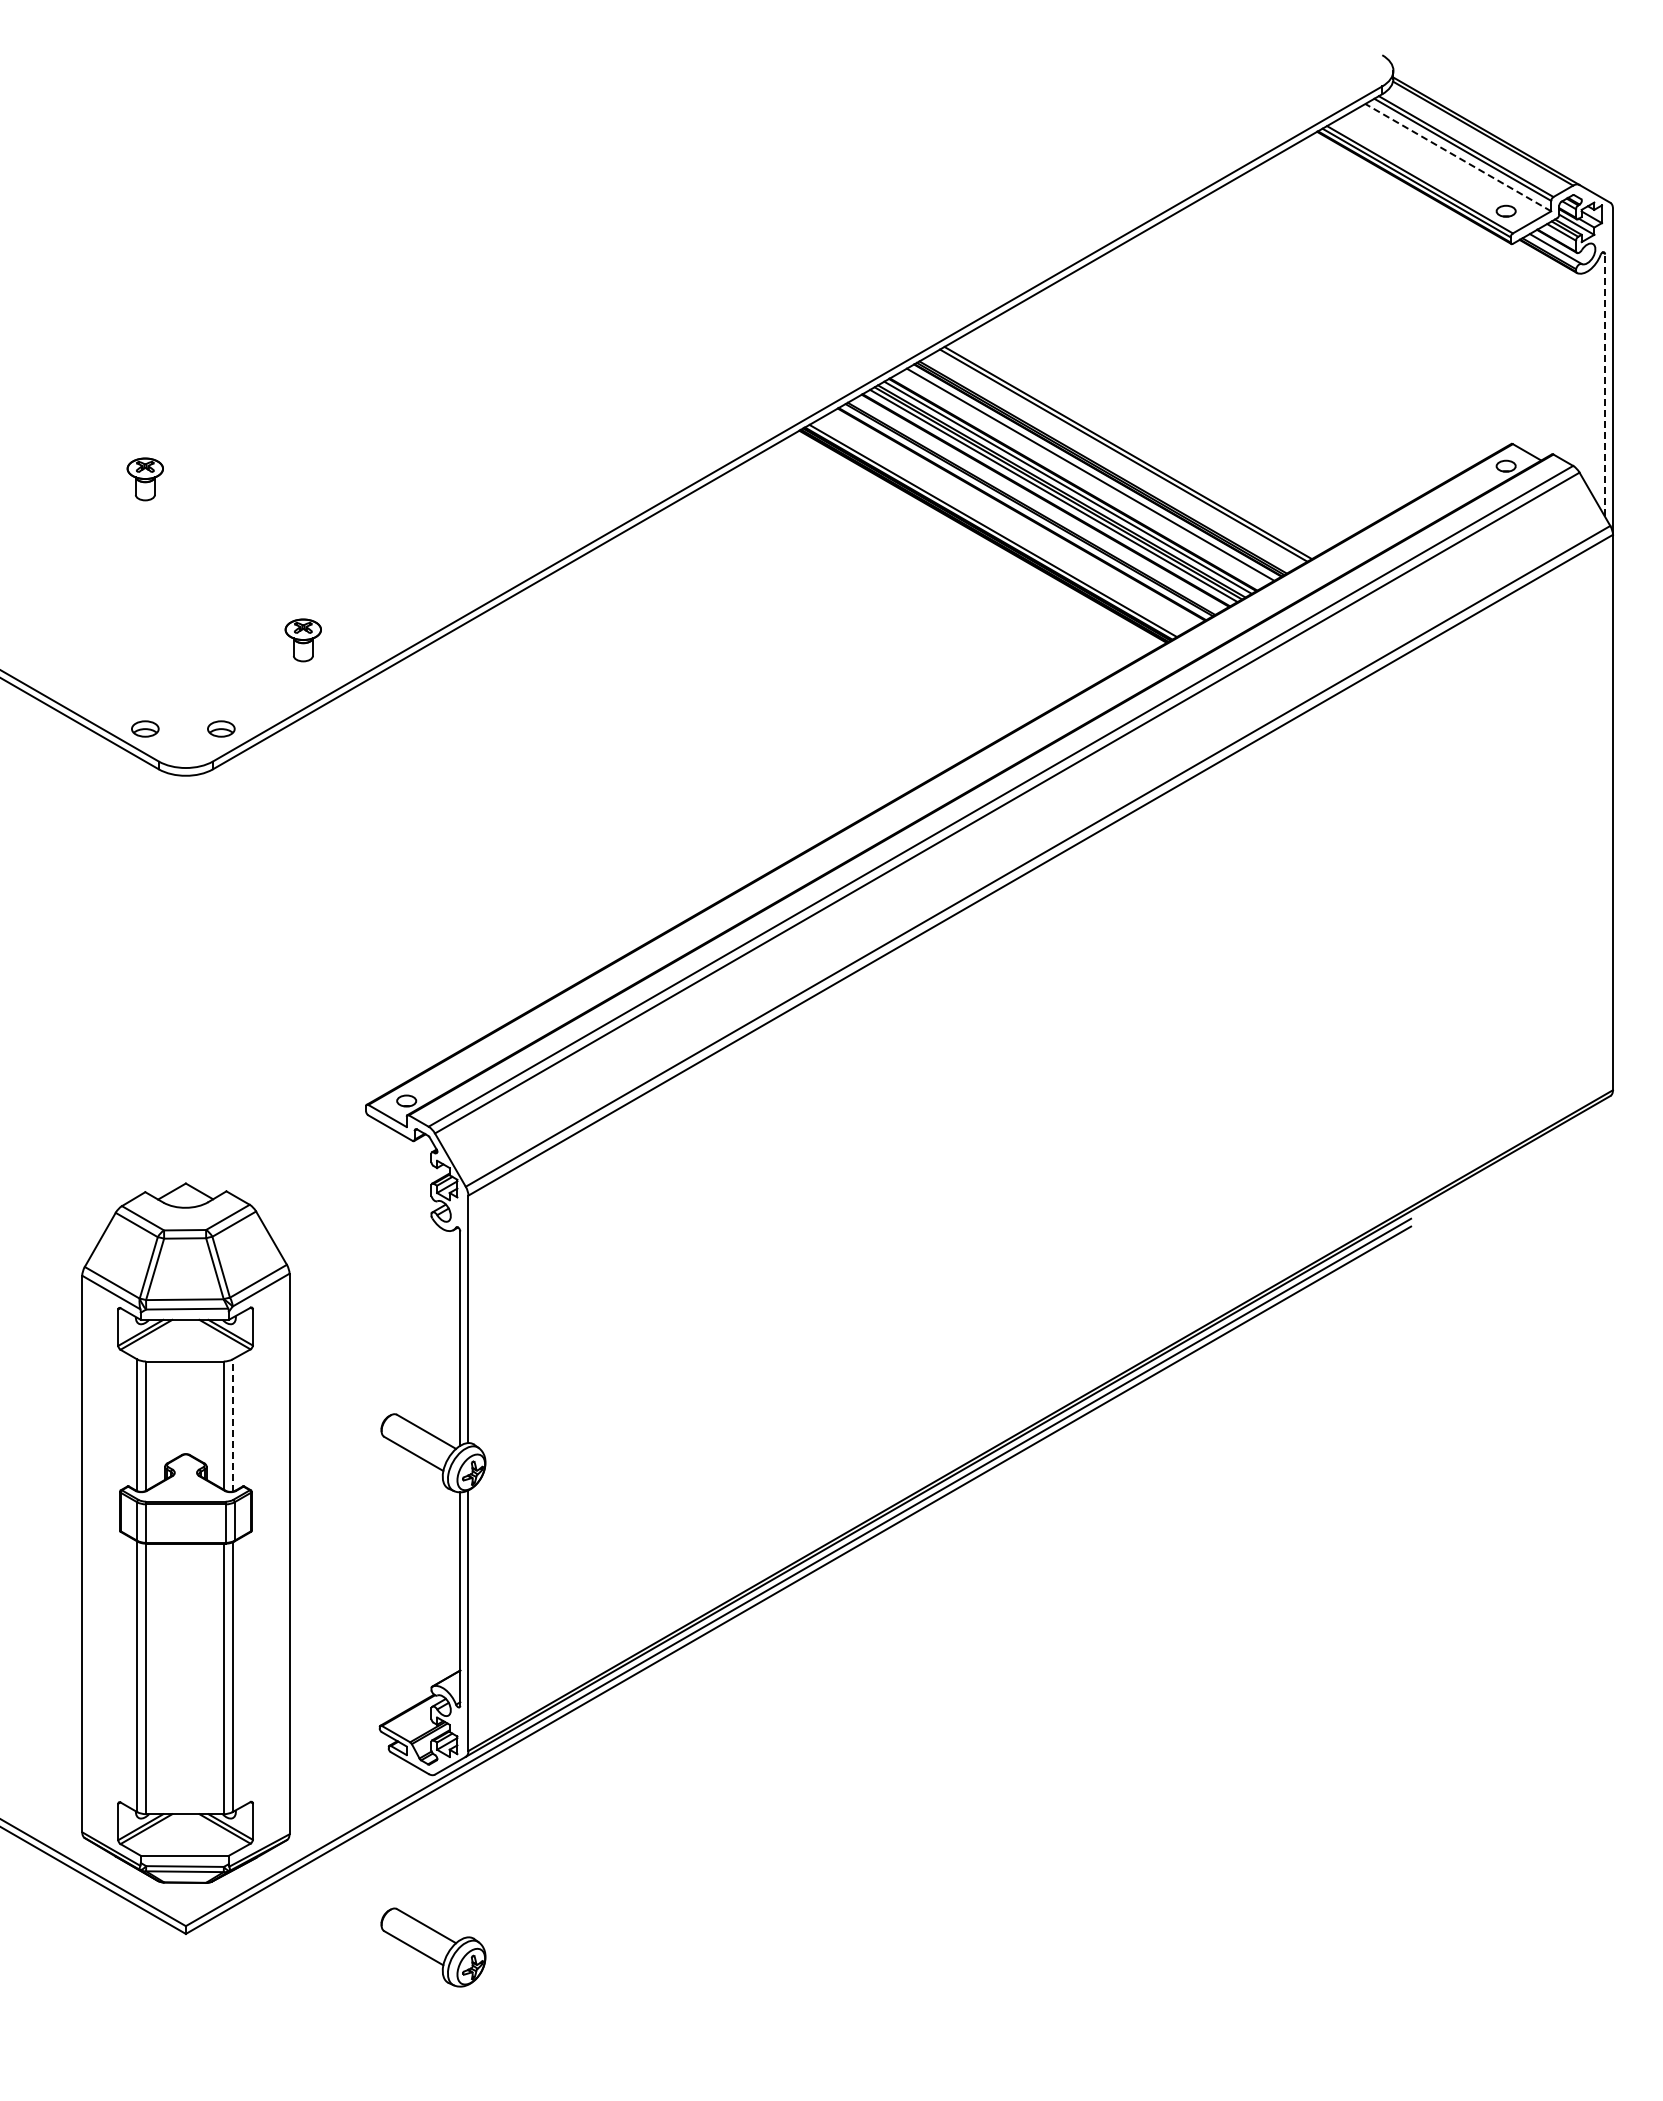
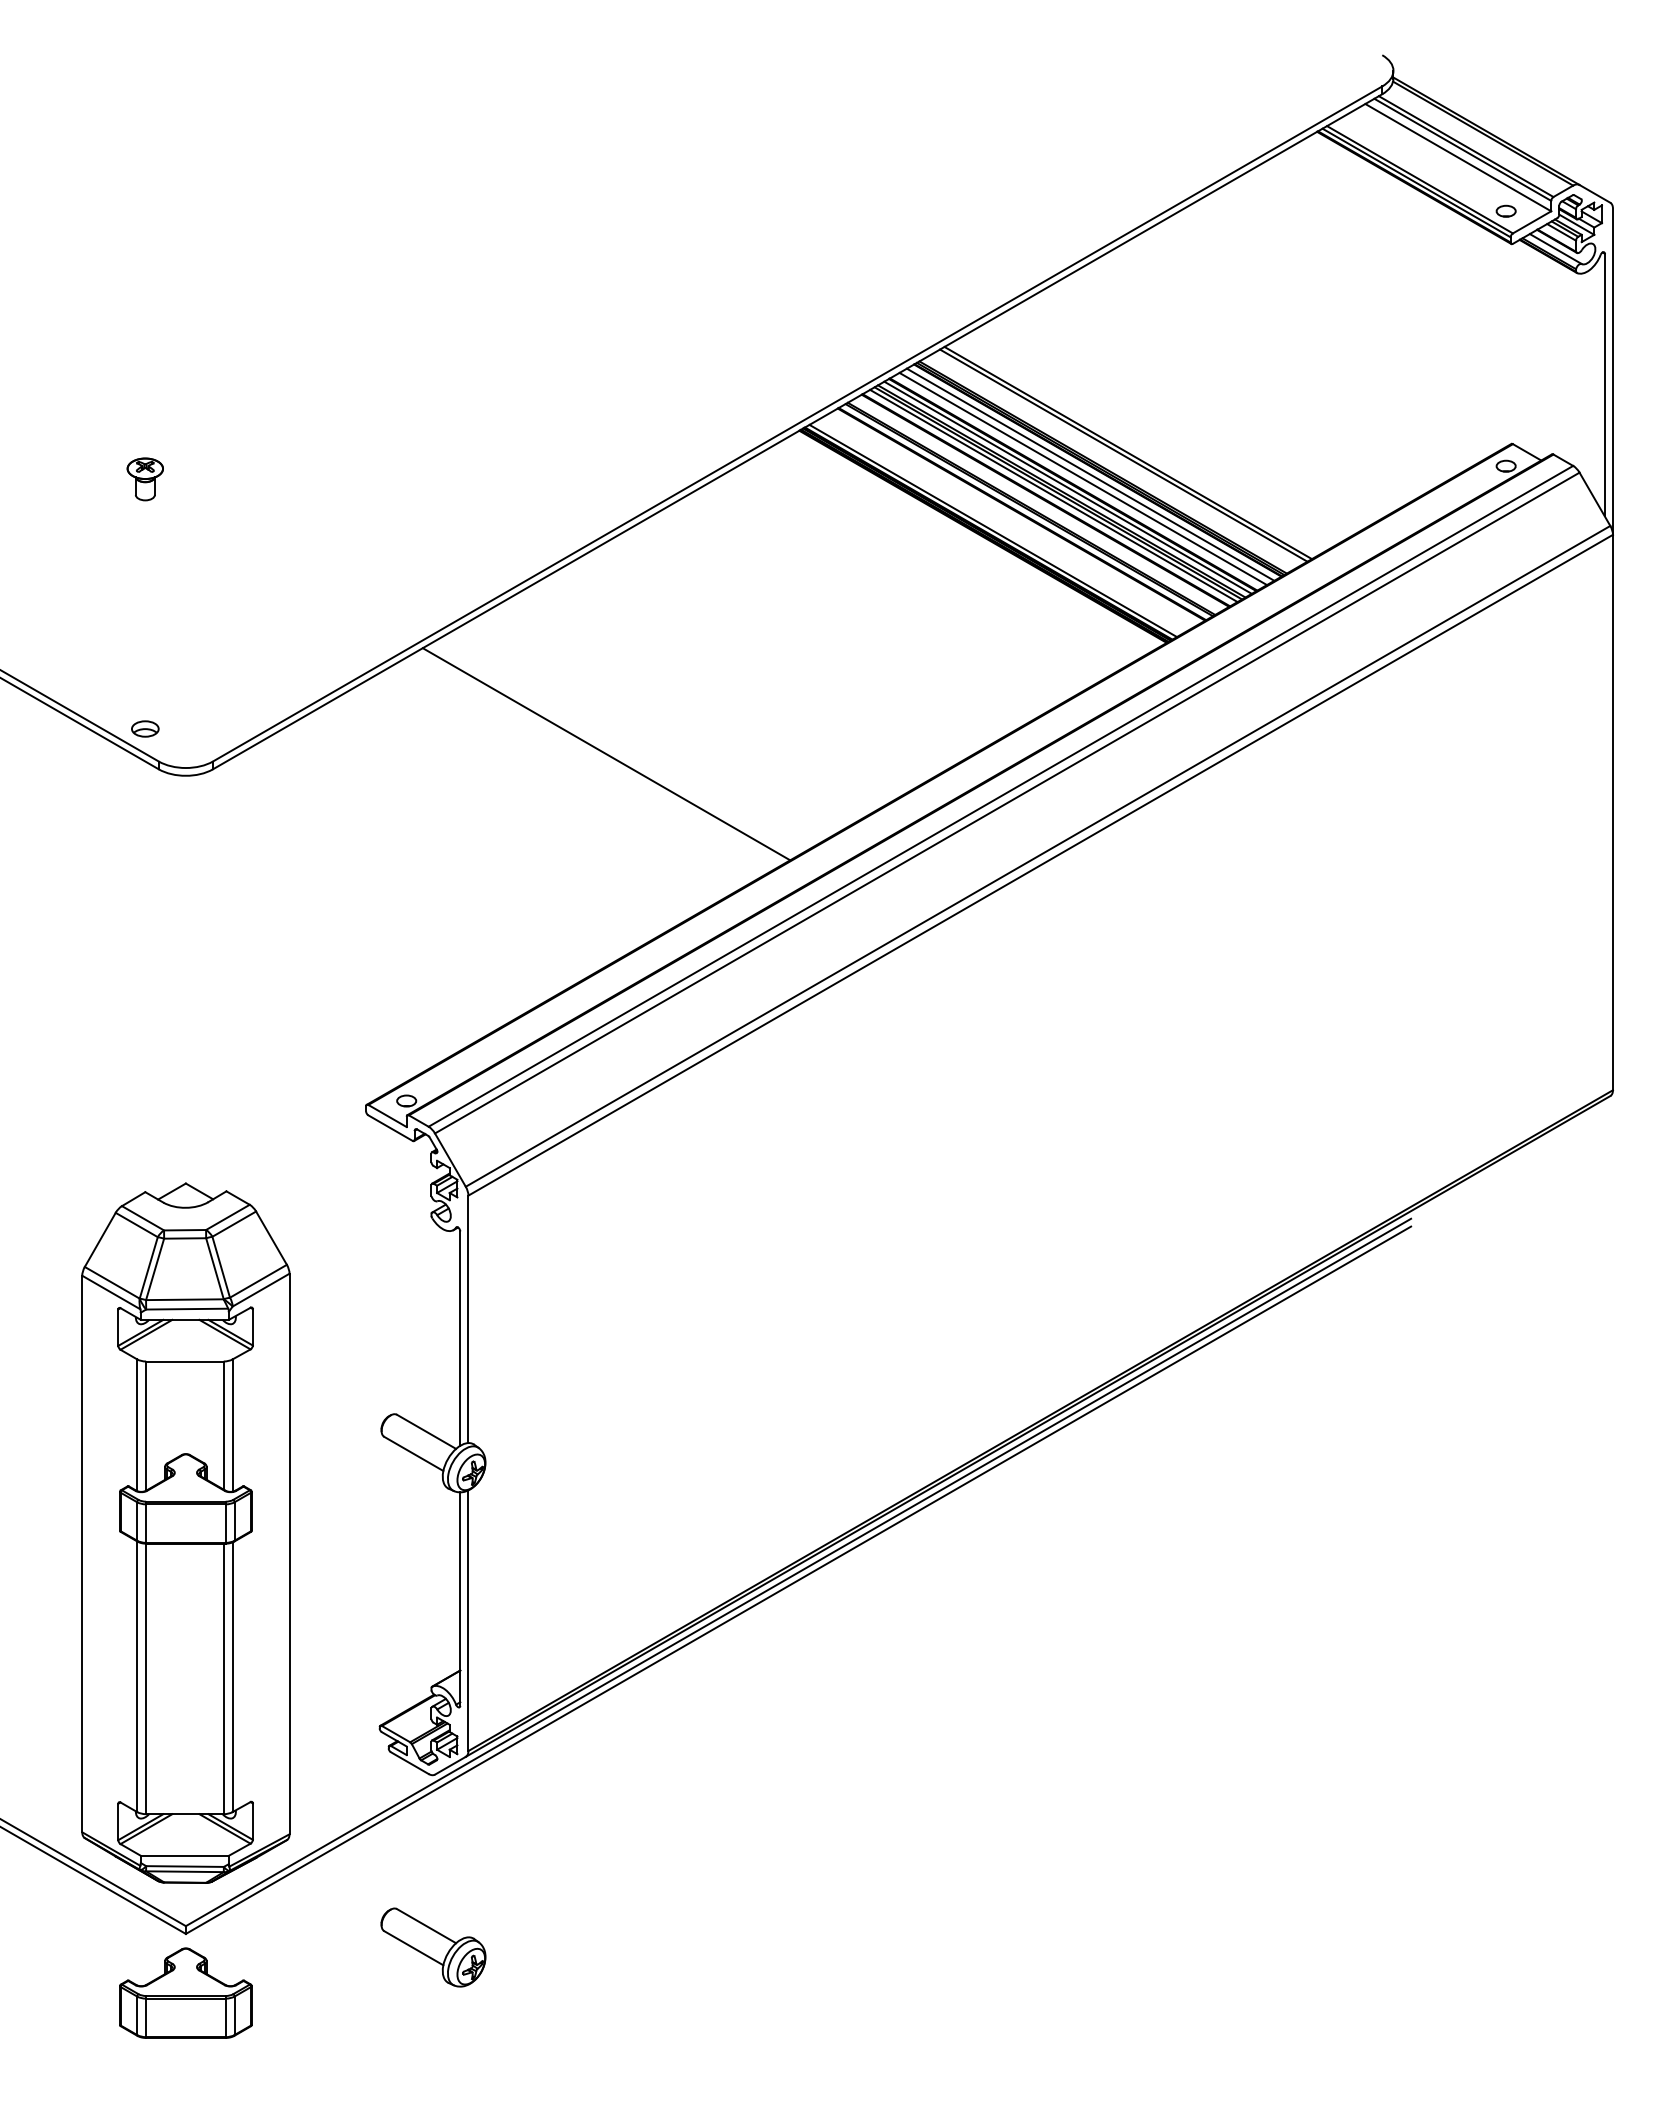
line: dashed -> solid (1457, 157)
line: dashed -> solid (1604, 384)
line: none -> present (1083, 478)
part: present -> none (302, 640)
part: present -> none (221, 728)
line: none -> present (606, 754)
line: dashed -> solid (232, 1425)
part: none -> present (185, 1992)
